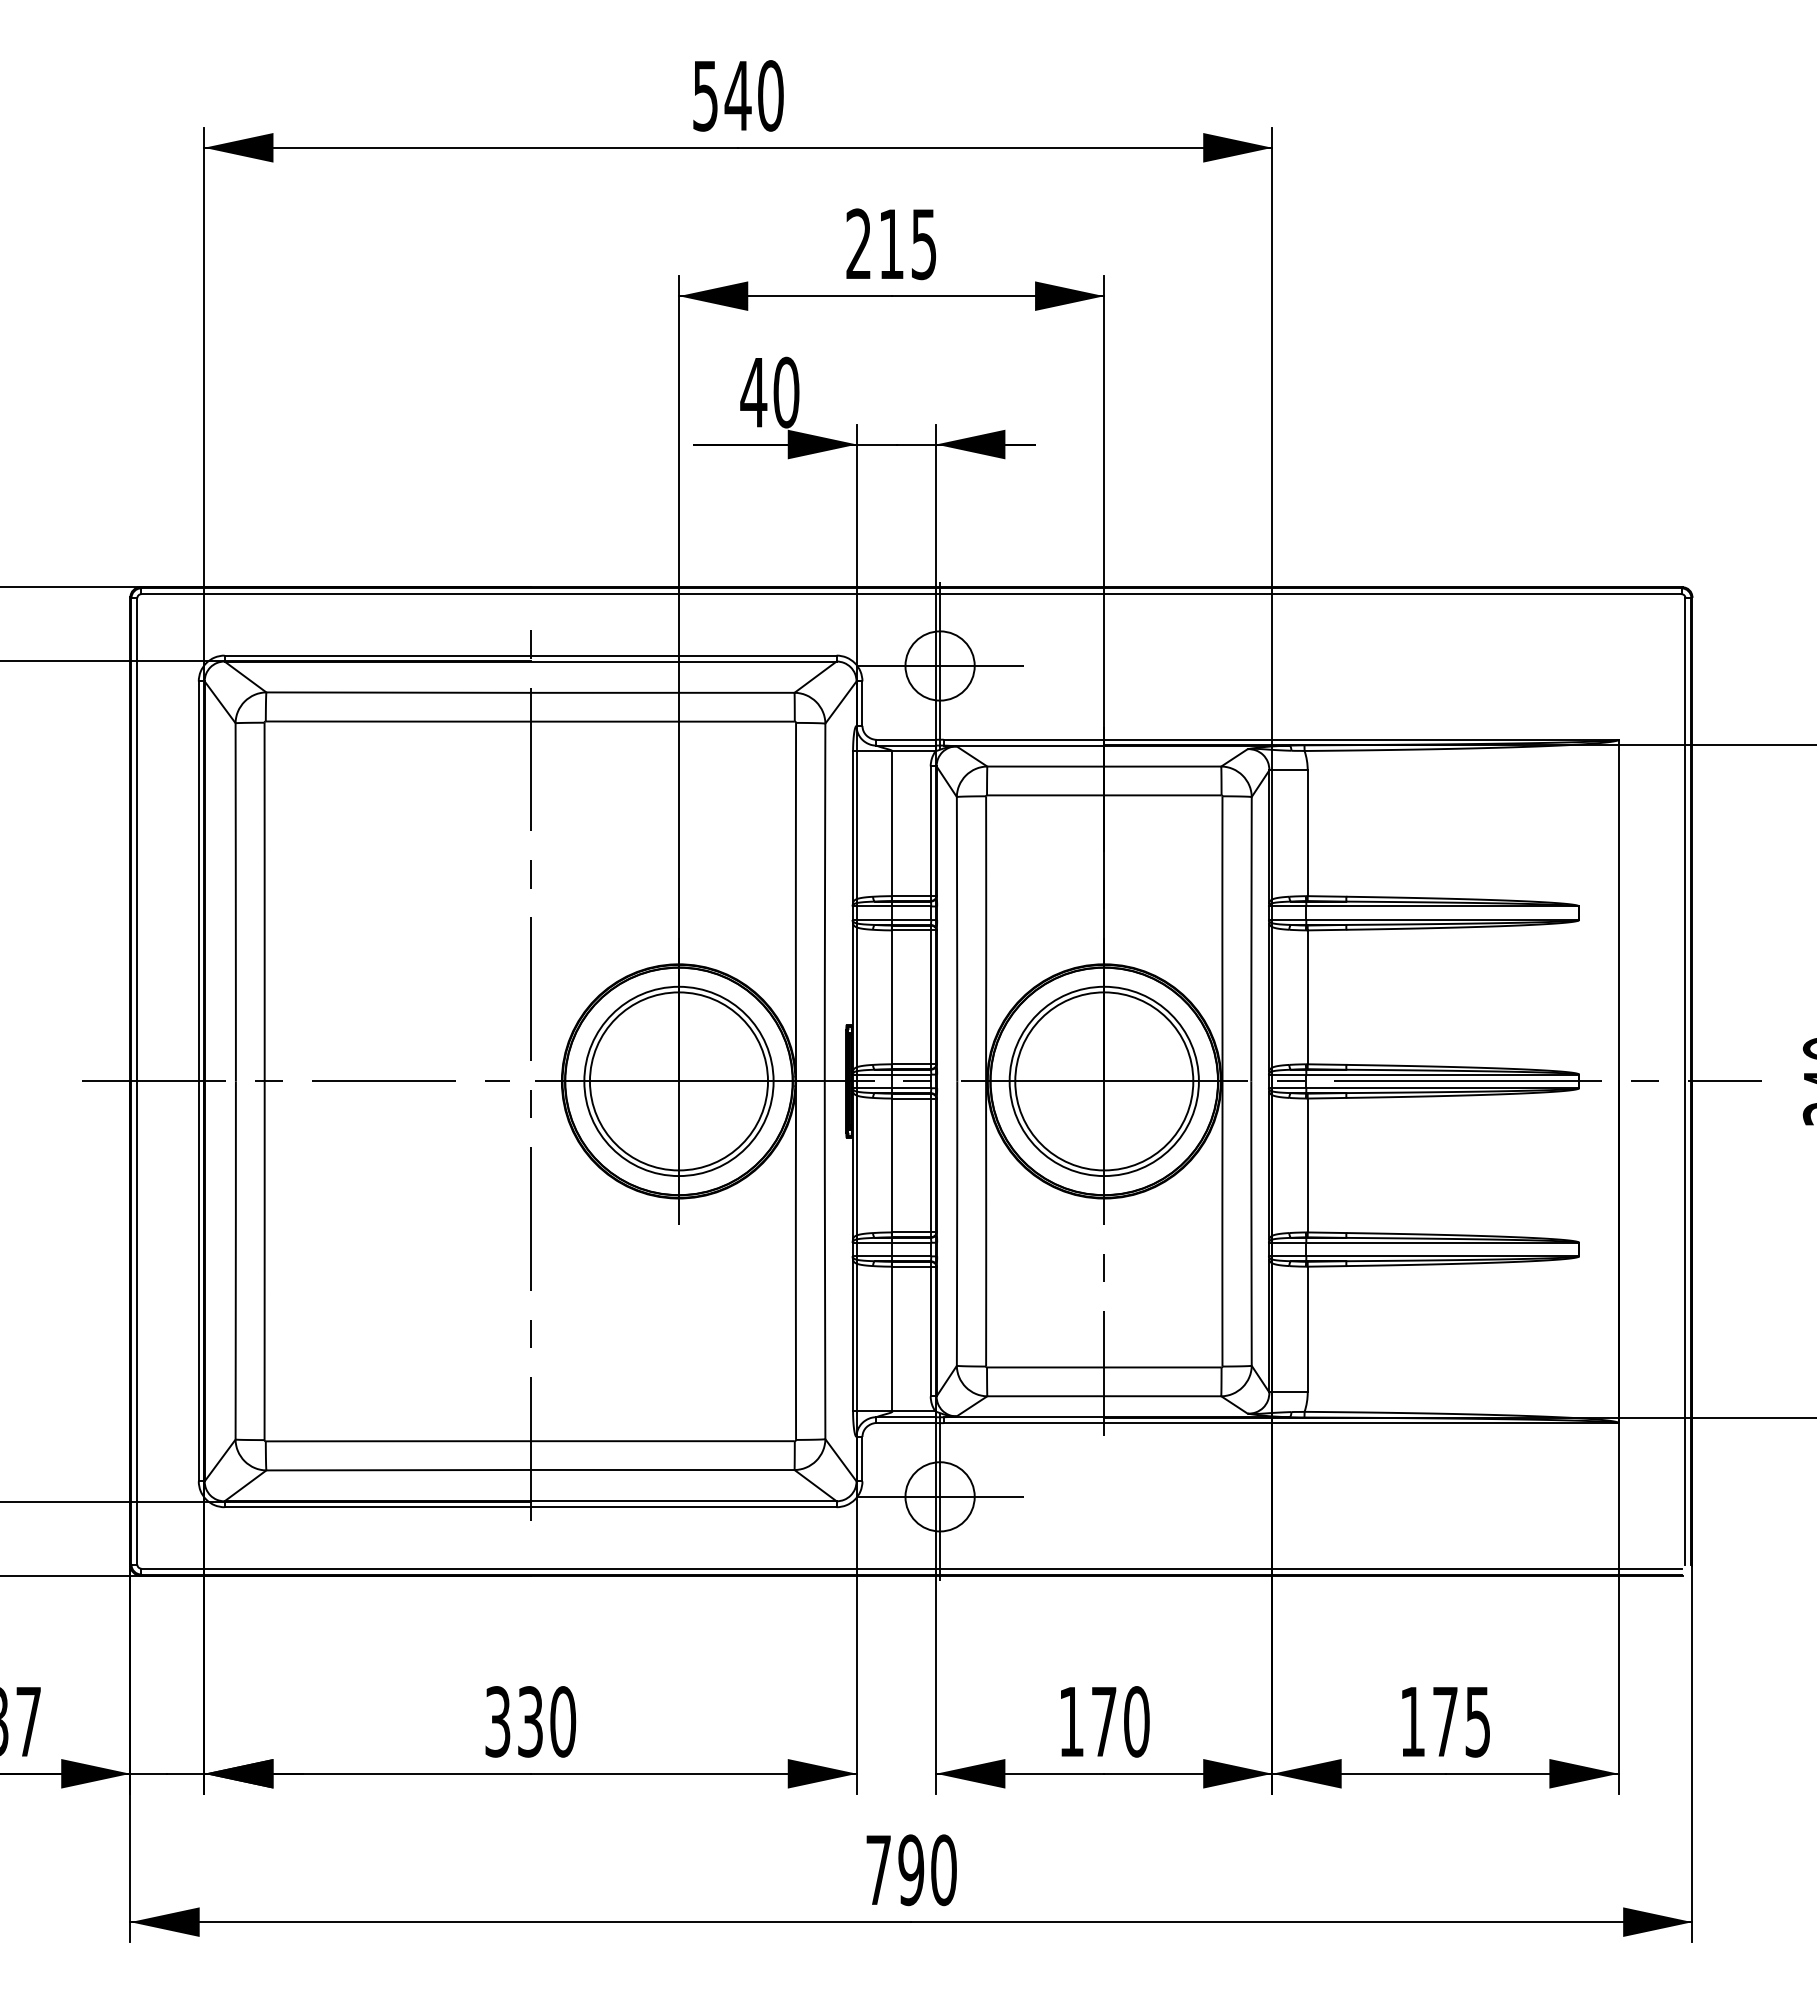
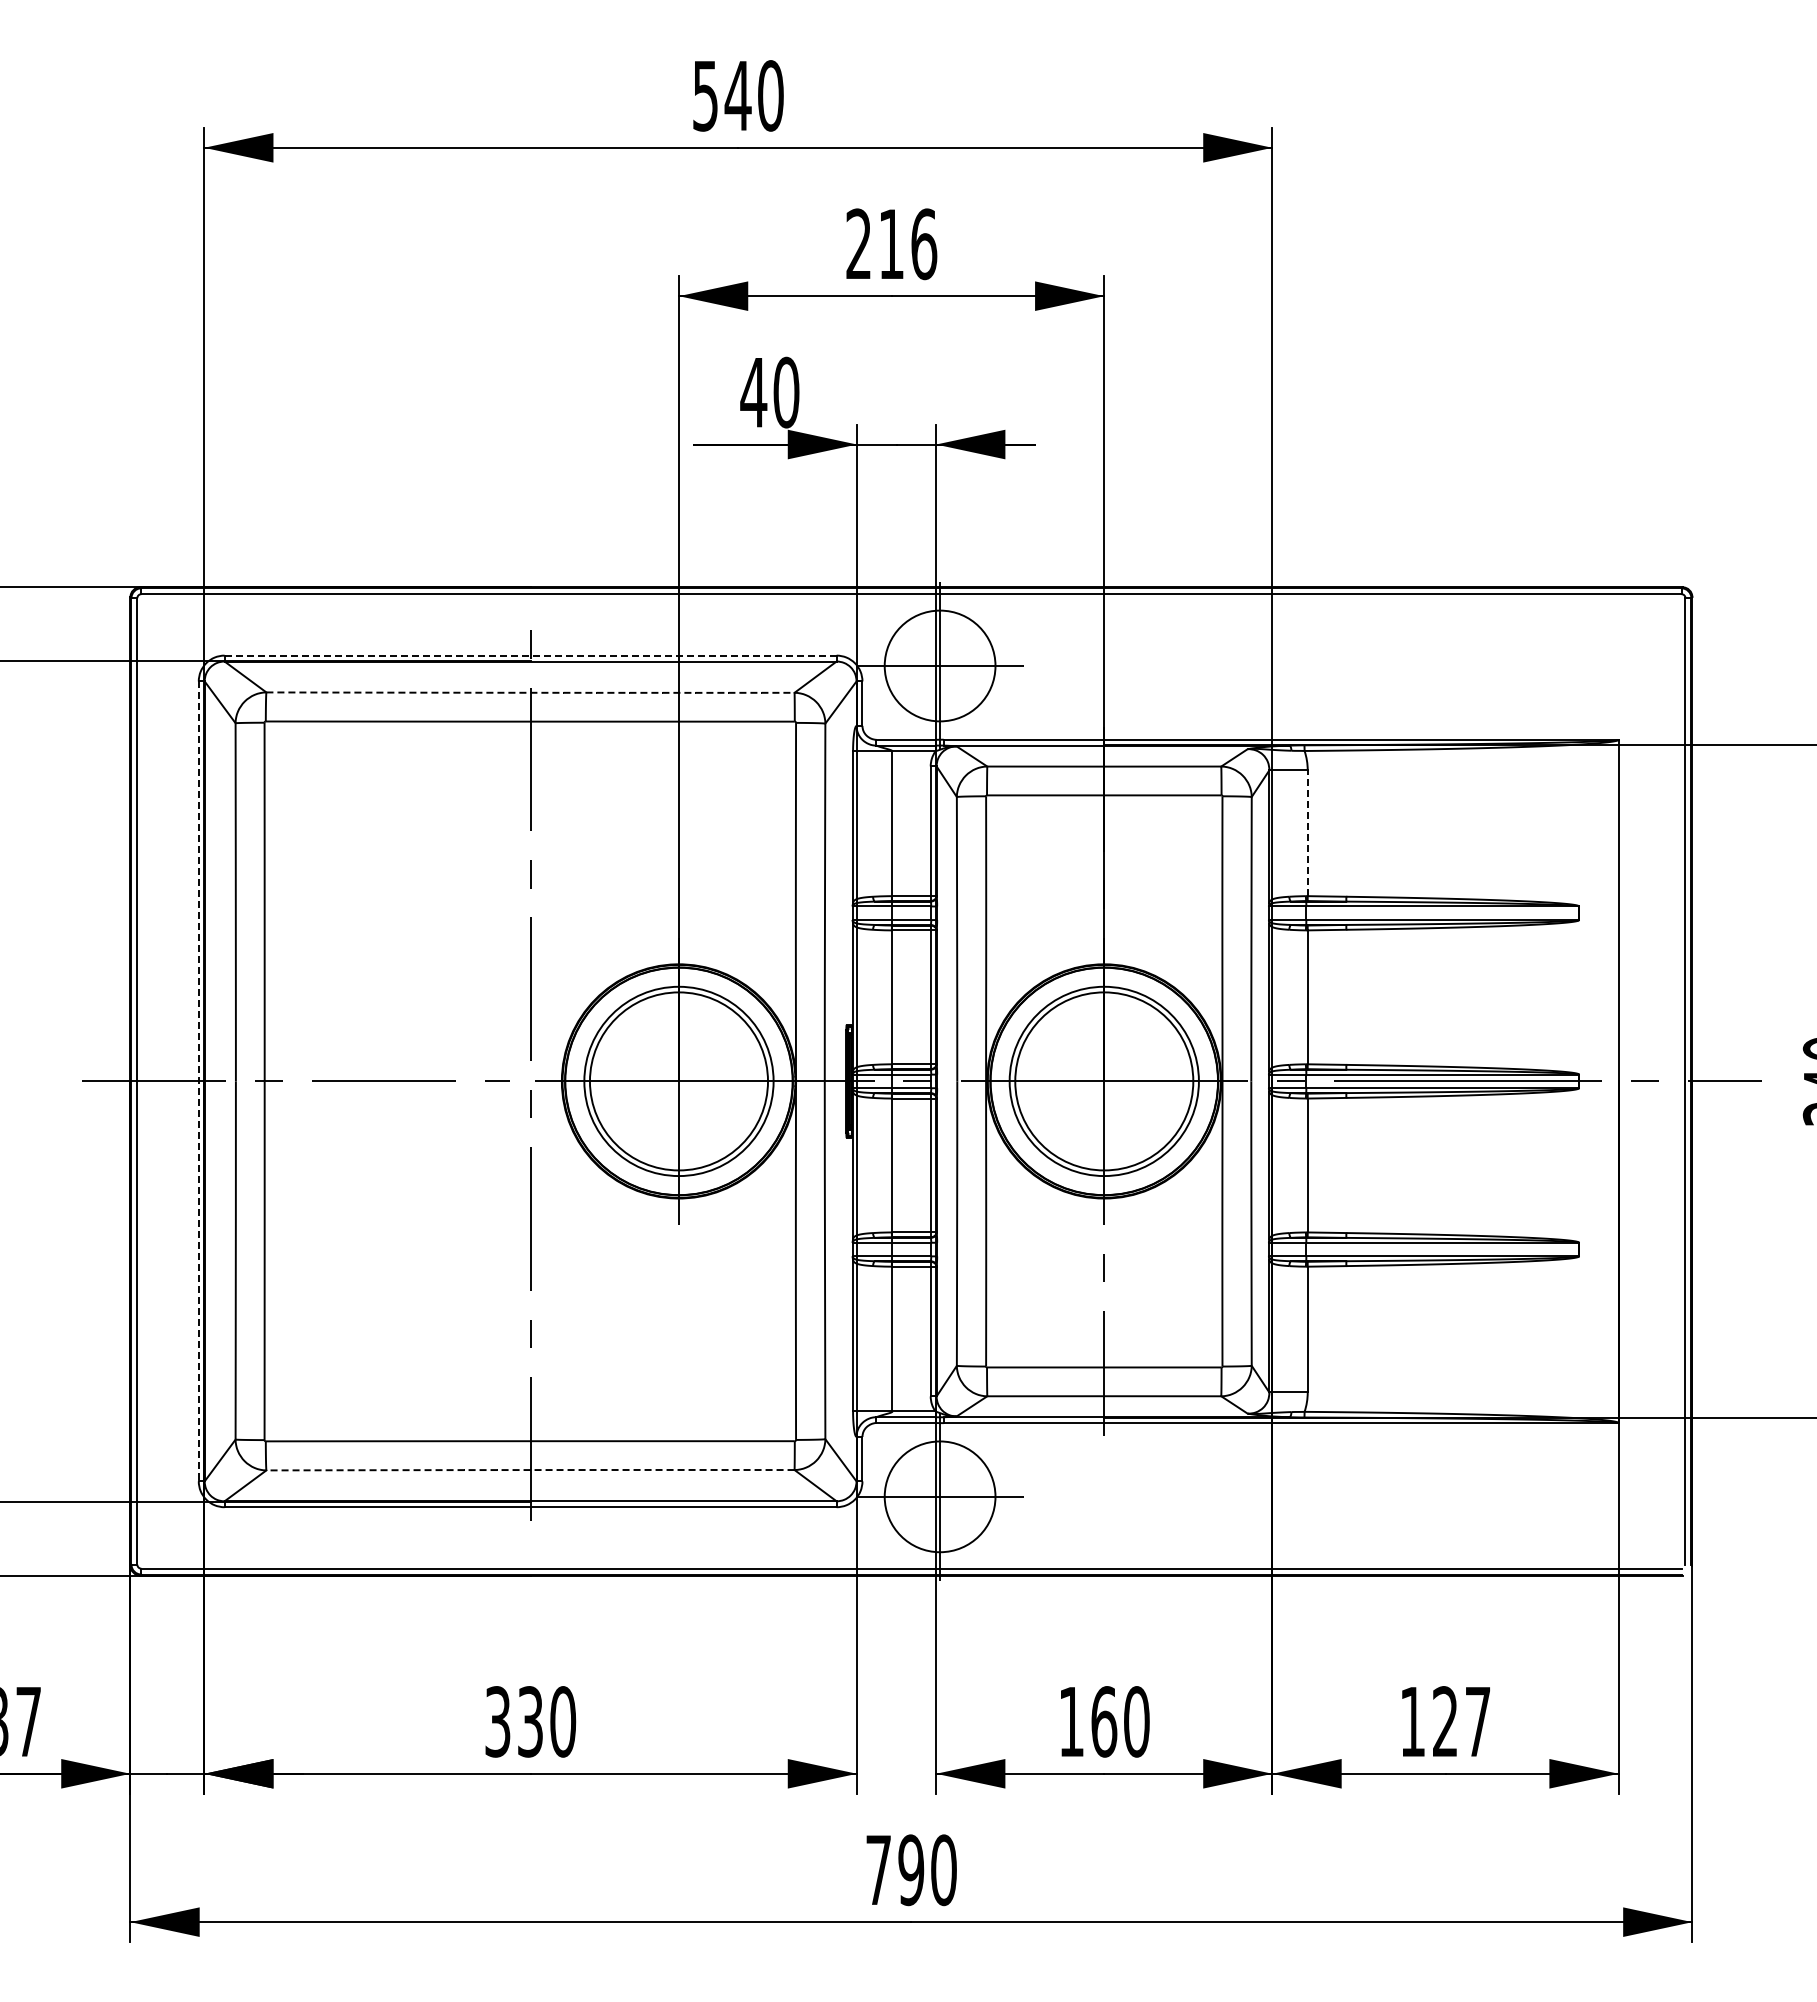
text: 215 -> 216 (924, 244)
line: solid -> dashed (530, 655)
circle diameter: 69 px -> 111 px (939, 665)
arc: solid -> dashed (530, 692)
line: solid -> dashed (1307, 833)
line: solid -> dashed (198, 1081)
arc: solid -> dashed (530, 1470)
circle diameter: 69 px -> 111 px (939, 1496)
text: 170 -> 160 (1104, 1721)
text: 175 -> 127 (1461, 1721)
